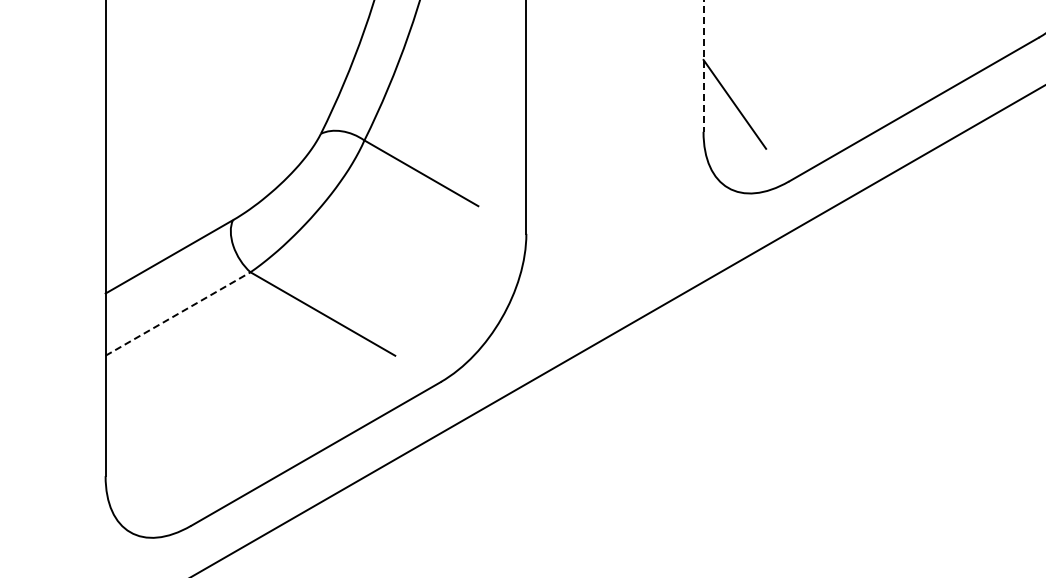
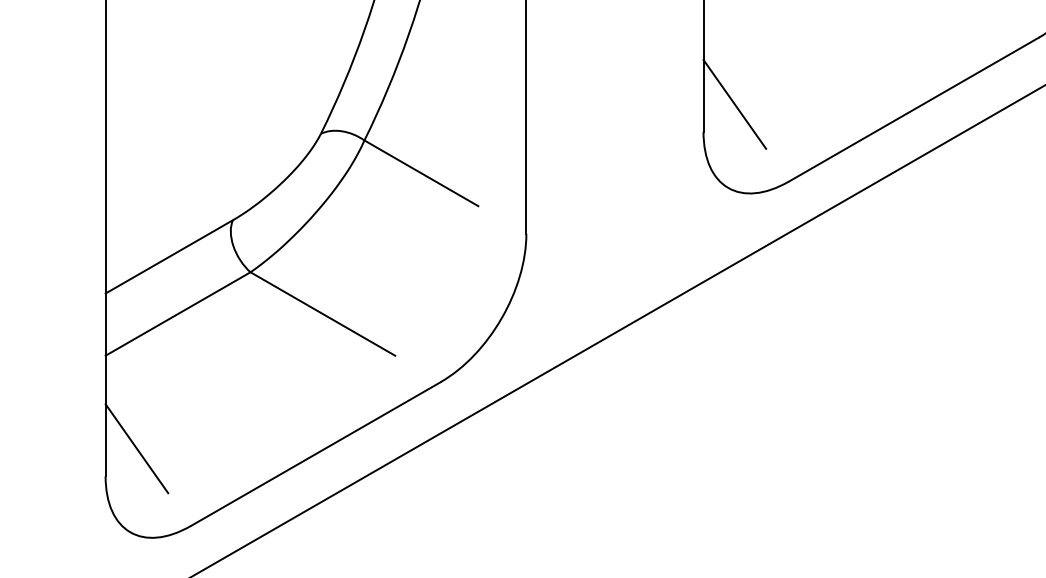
line: dashed -> solid (703, 65)
line: dashed -> solid (178, 314)
line: none -> present (136, 448)
